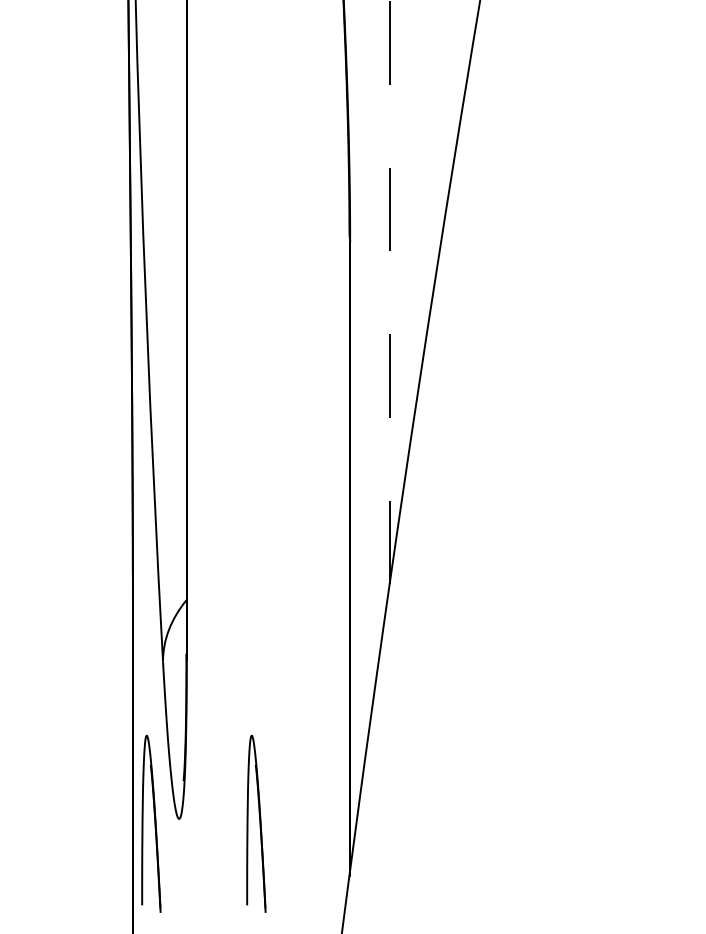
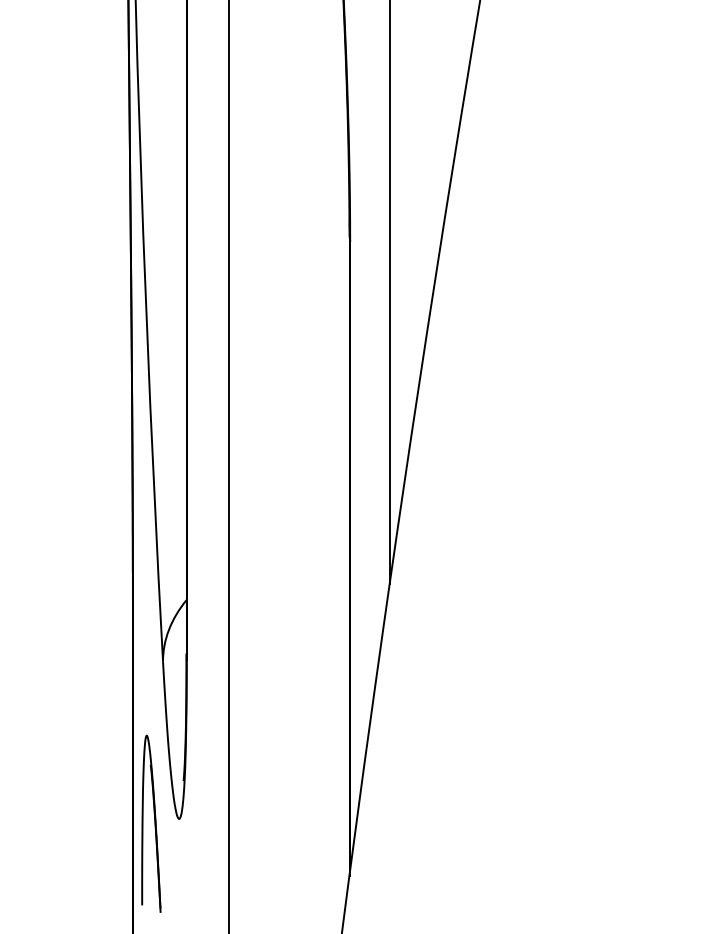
line: dashed -> solid (389, 292)
line: none -> present (228, 466)
part: present -> none (256, 823)
